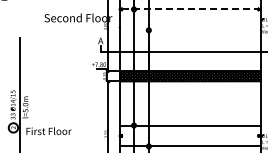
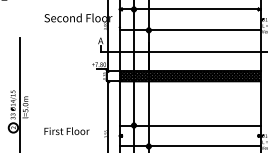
line: dashed -> solid (189, 9)
line: none -> present (189, 30)
text position: (48, 131) -> (66, 131) (66, 131)
